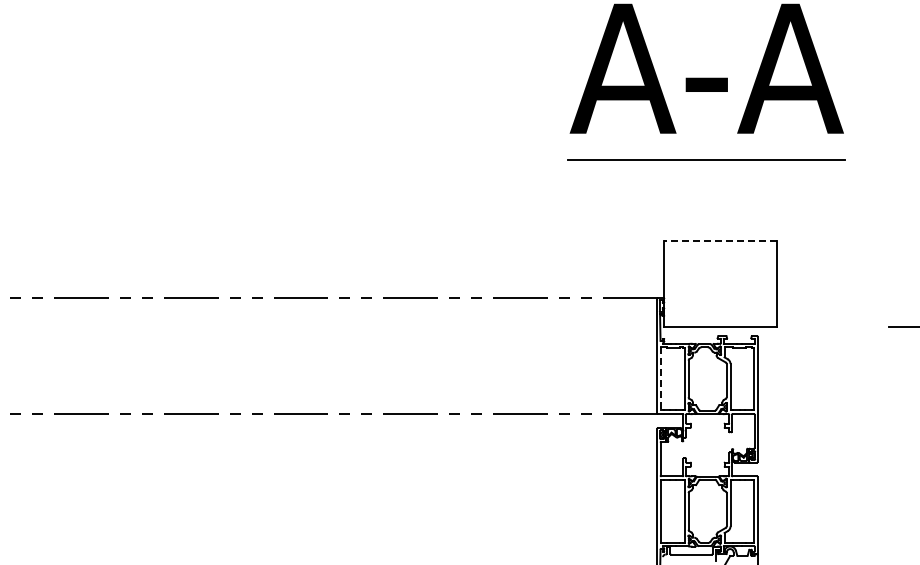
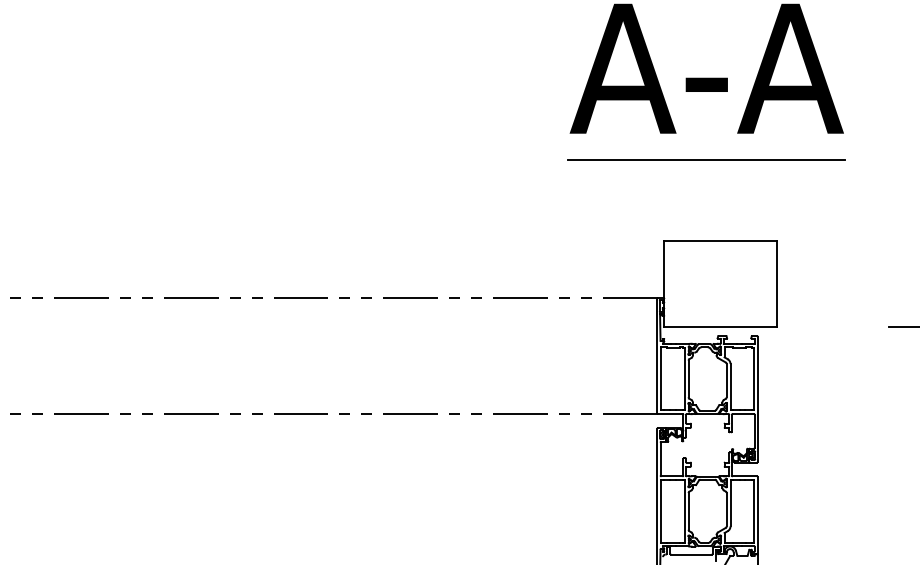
line: dashed -> solid (720, 240)
line: dashed -> solid (661, 379)
